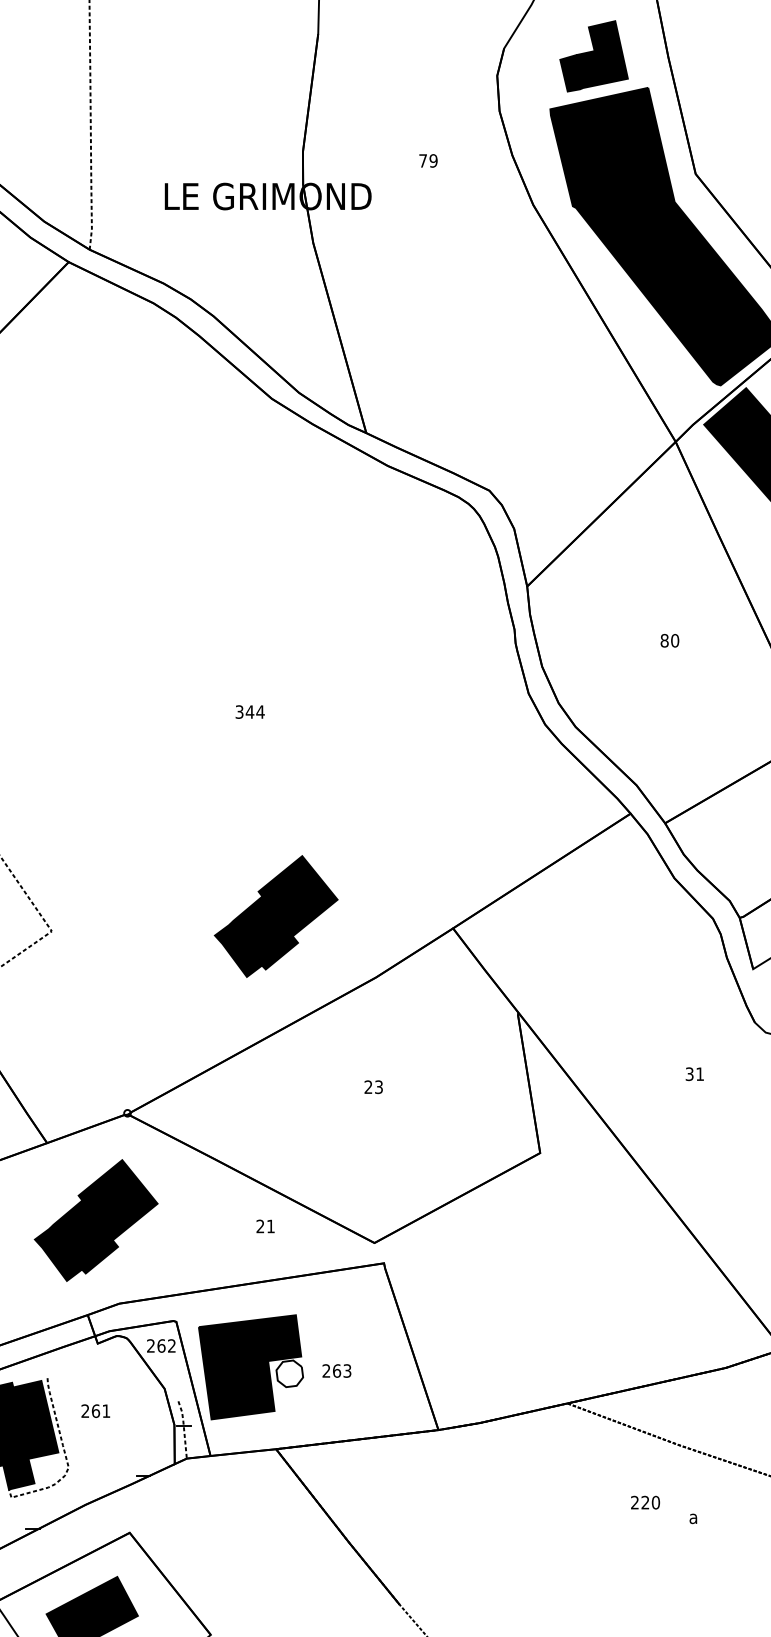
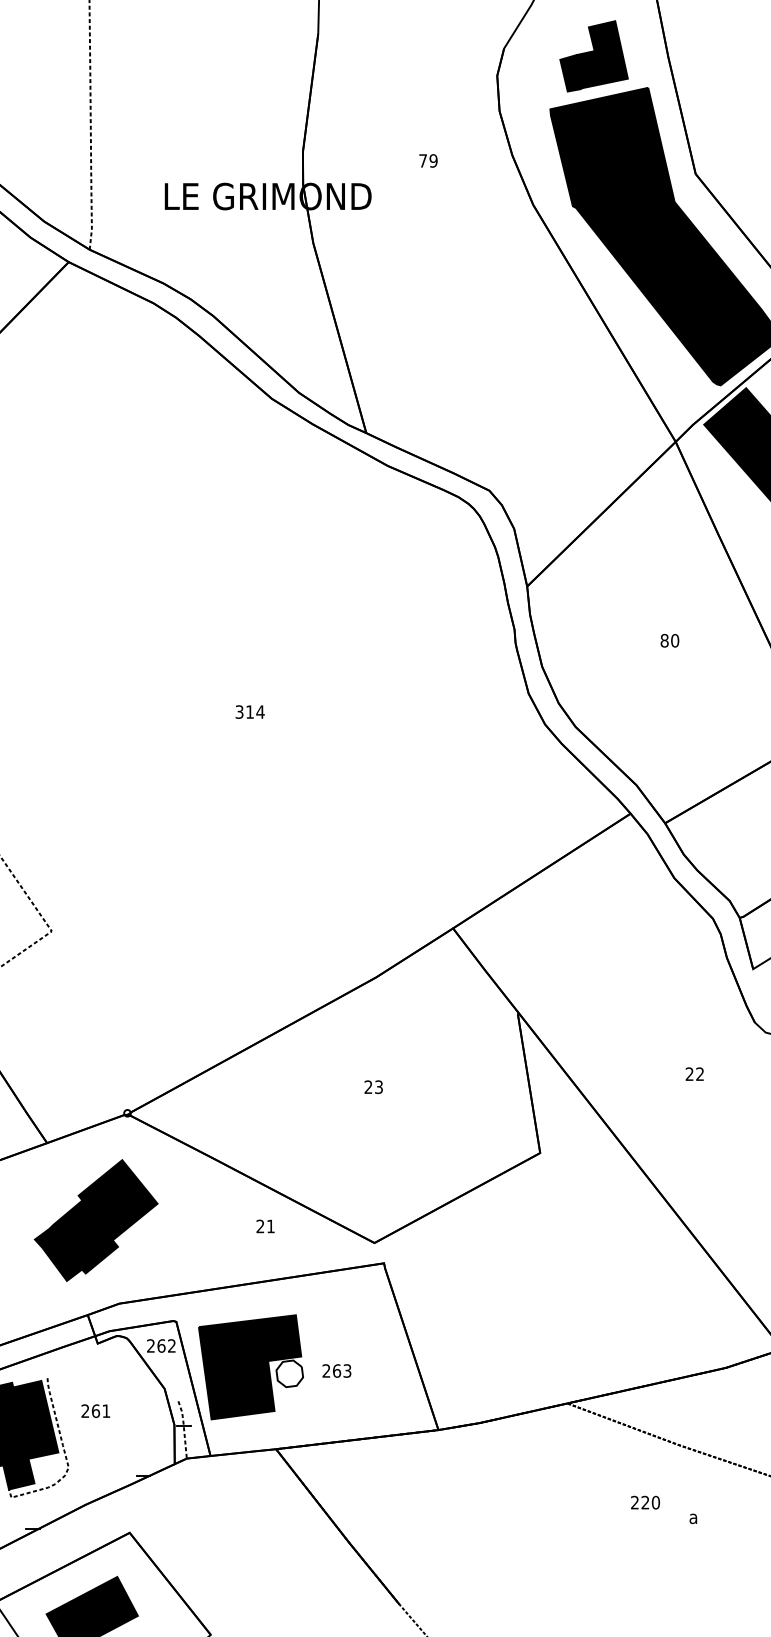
text: 344 -> 314 (249, 711)
part: present -> none (275, 916)
text: 31 -> 22 (694, 1074)
